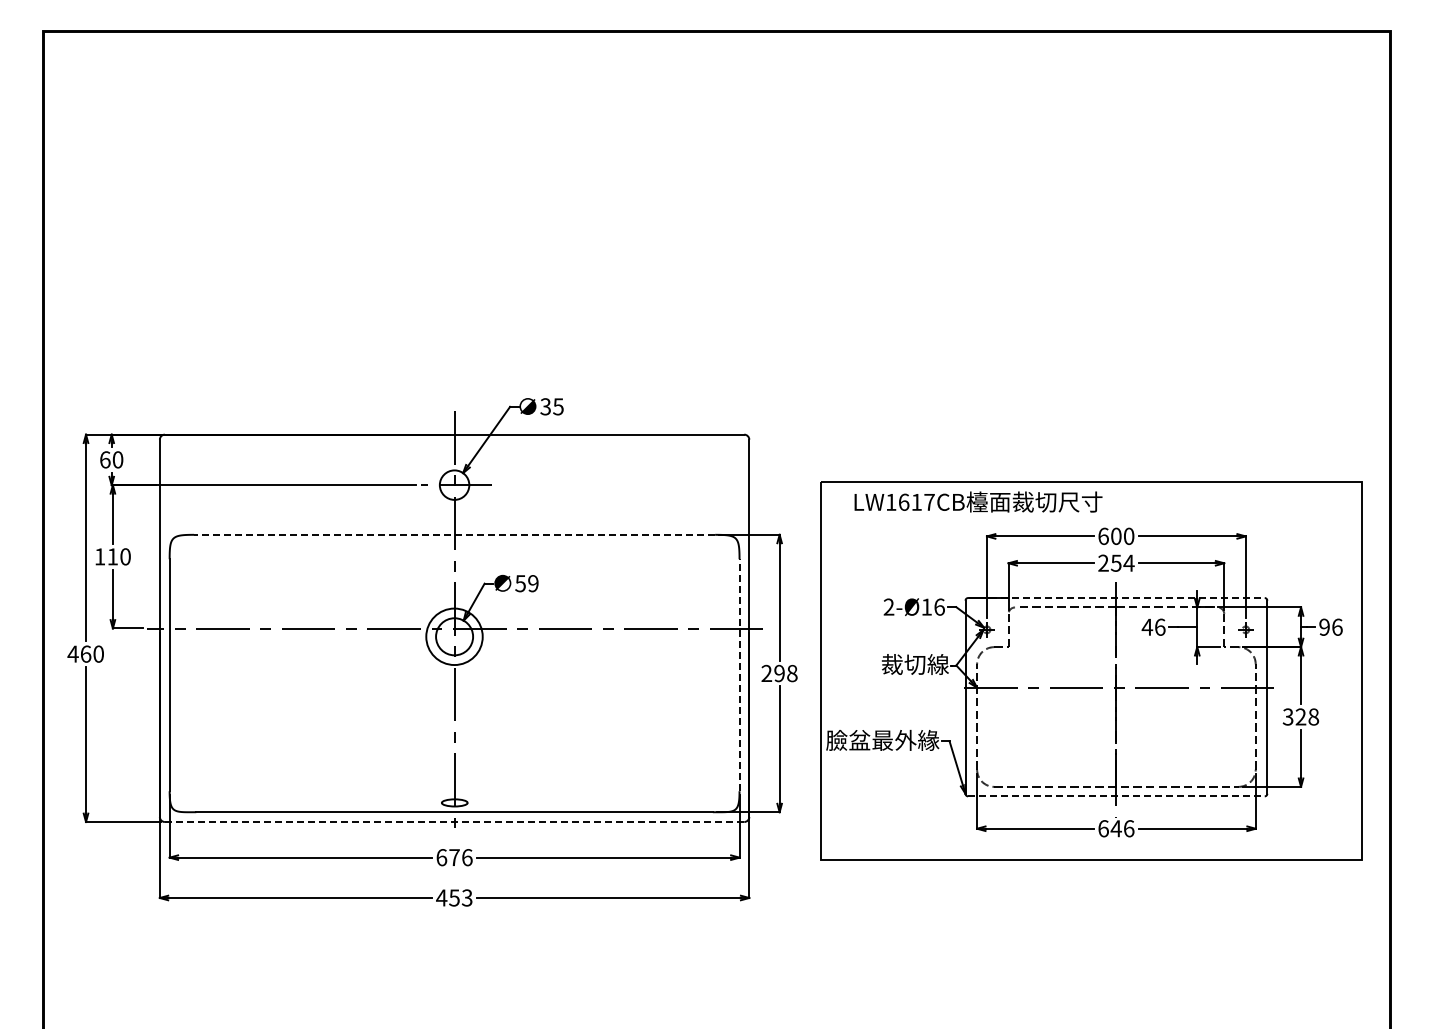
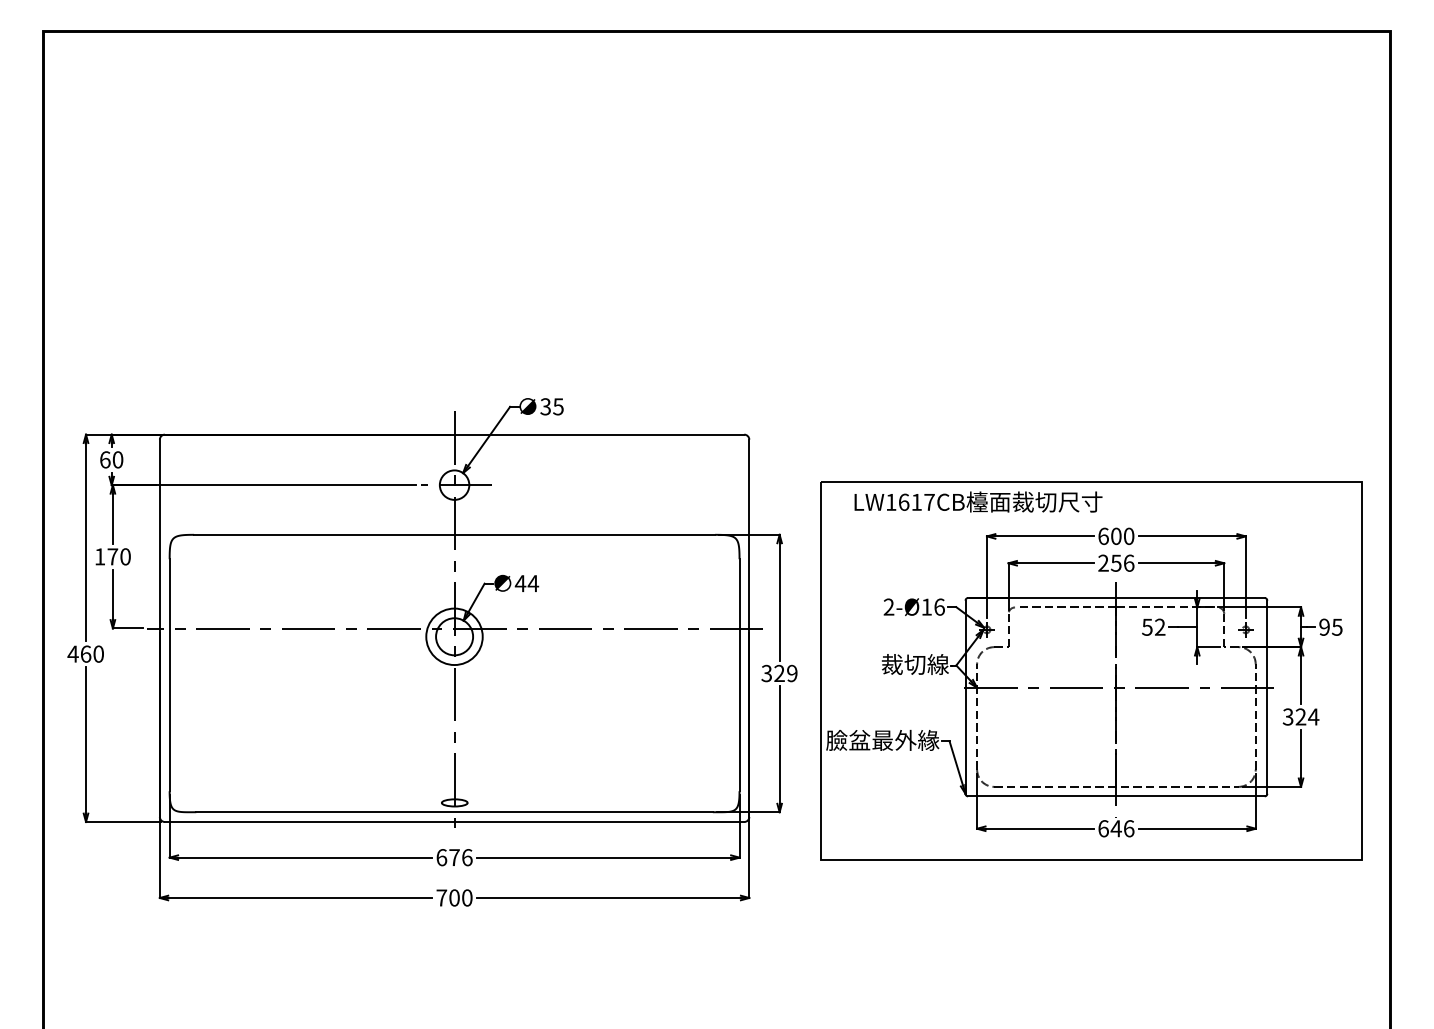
line: dashed -> solid (454, 534)
text: 110 -> 170 (112, 556)
text: 254 -> 256 (1128, 562)
text: 59 -> 44 (526, 583)
line: dashed -> solid (1116, 598)
text: 46 -> 52 (1153, 626)
text: 96 -> 95 (1336, 626)
text: 298 -> 329 (779, 673)
line: dashed -> solid (739, 675)
text: 328 -> 324 (1313, 716)
line: dashed -> solid (1116, 796)
line: dashed -> solid (454, 822)
text: 453 -> 700 (454, 897)
